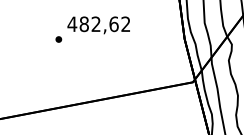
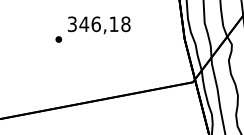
text: 482,62 -> 346,18 (98, 24)
